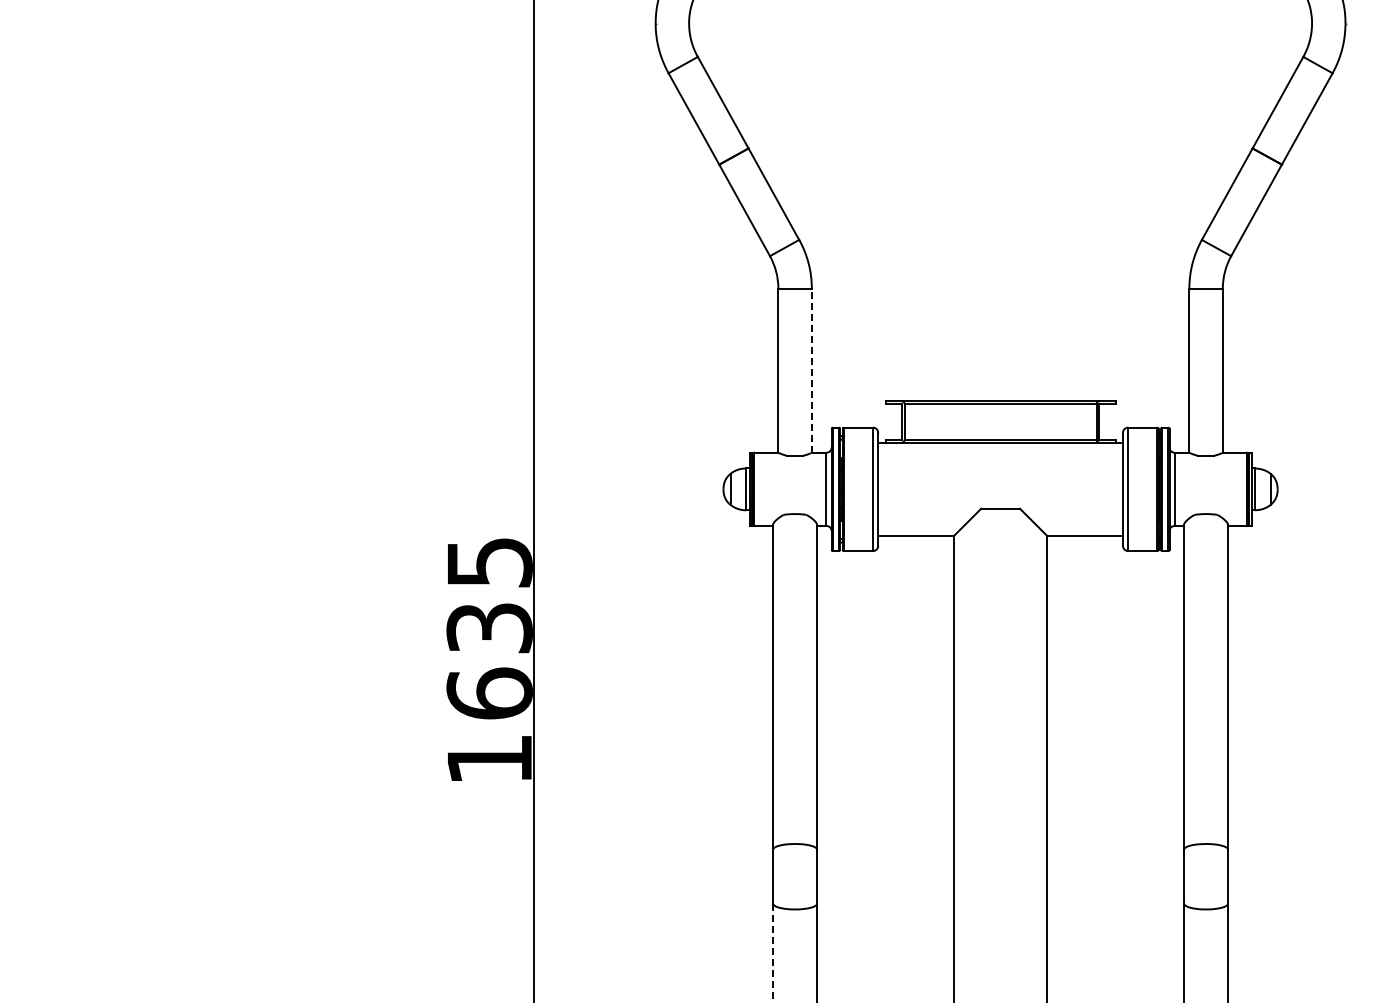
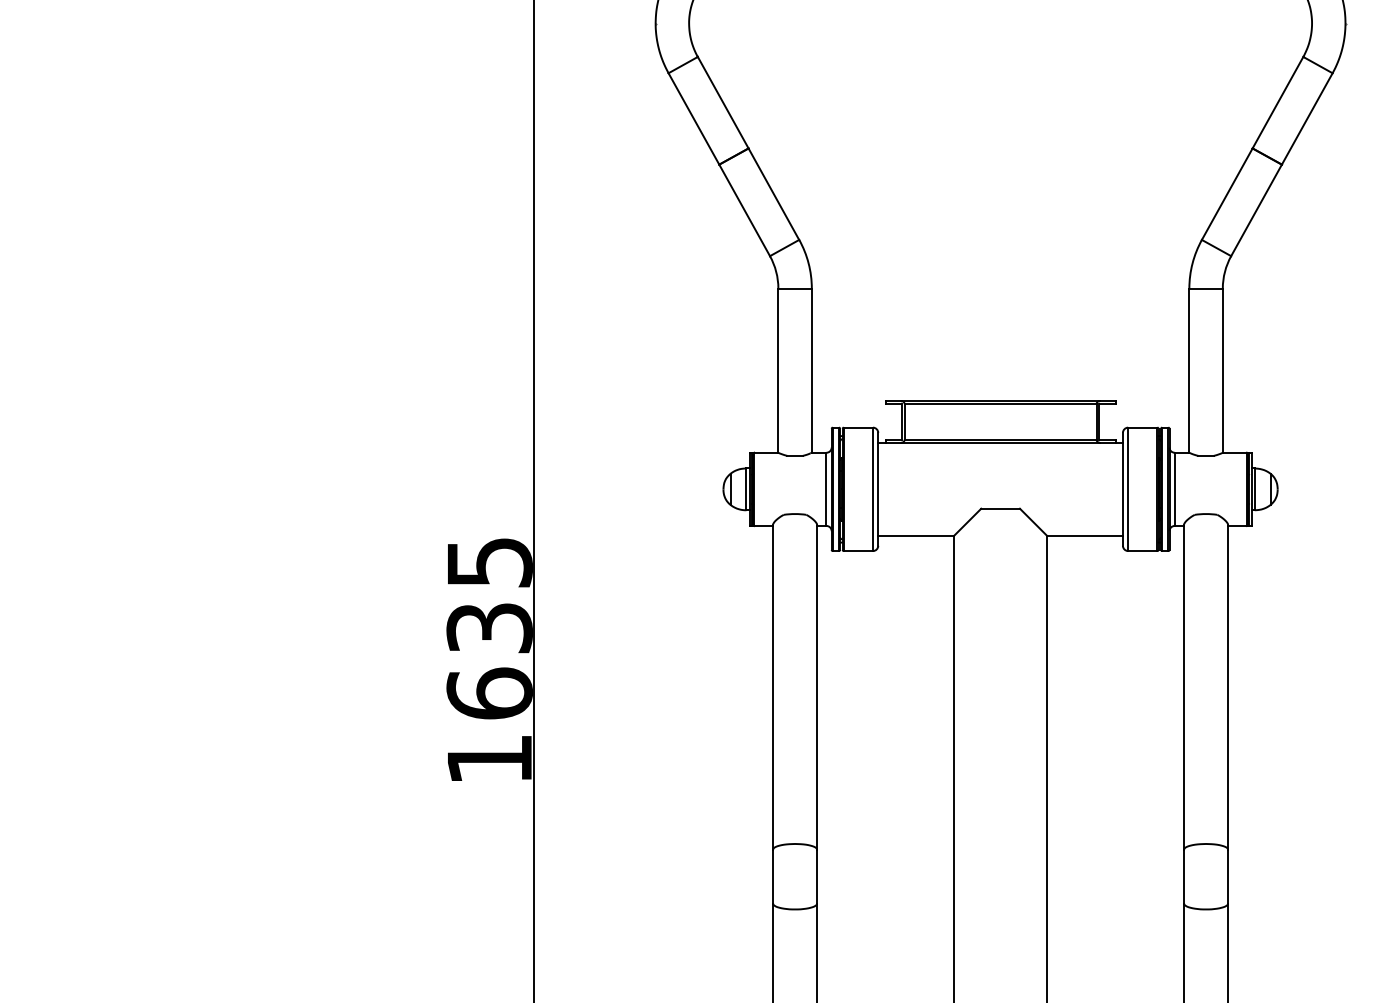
line: dashed -> solid (811, 370)
line: dashed -> solid (773, 953)
